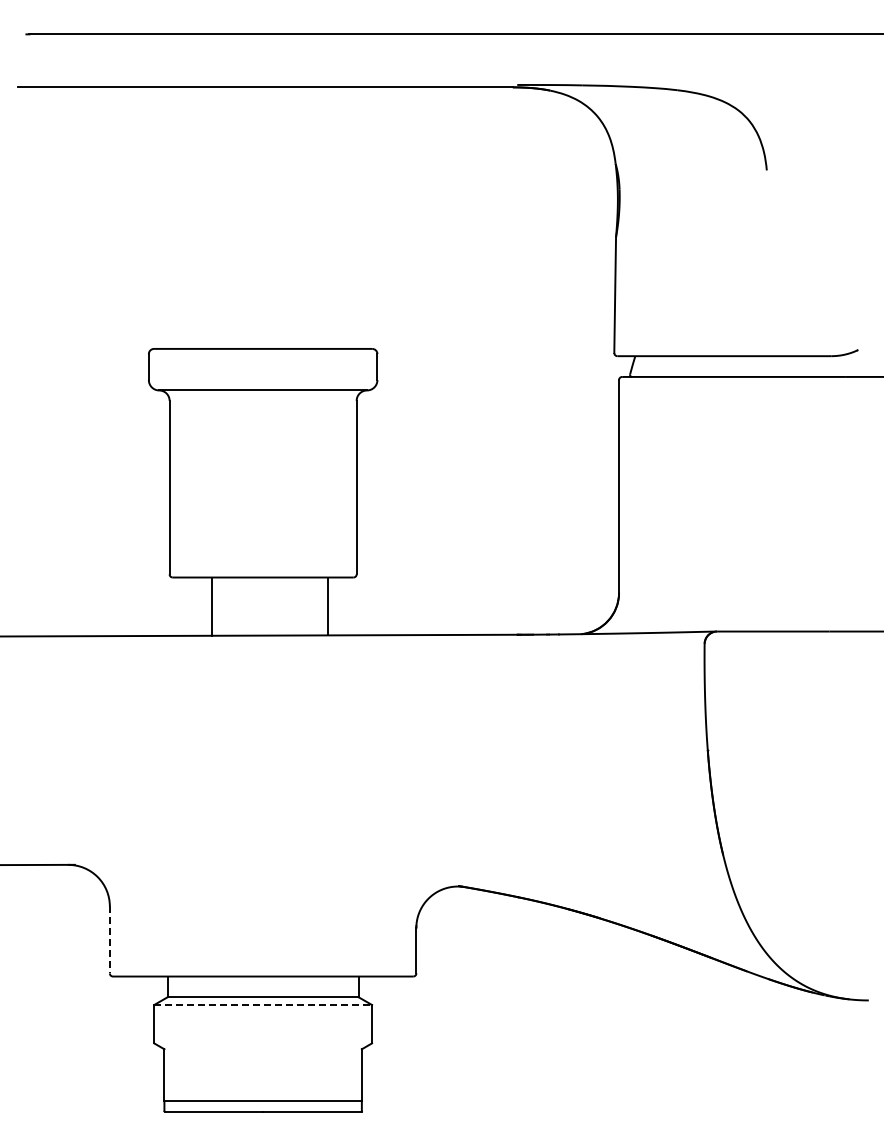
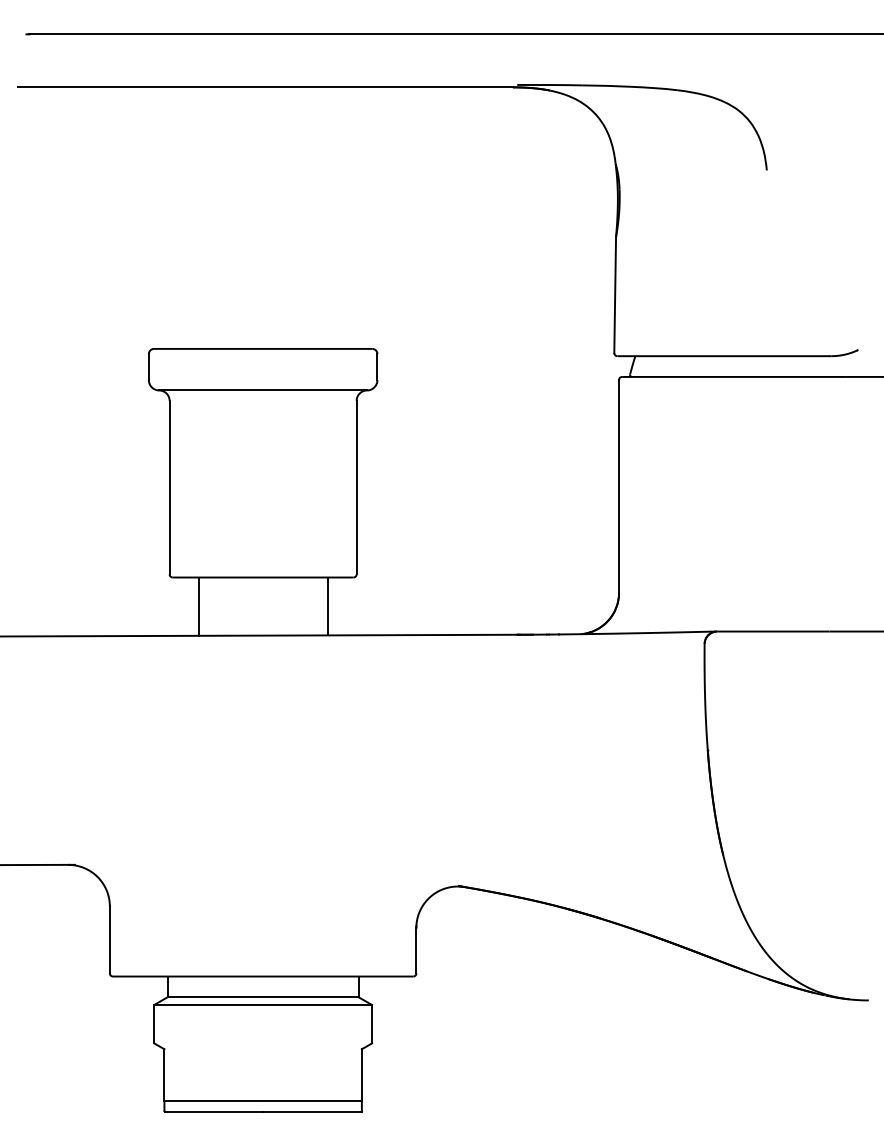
line position: (211, 606) -> (198, 606) (198, 606)
line: dashed -> solid (109, 940)
line: dashed -> solid (263, 1004)
